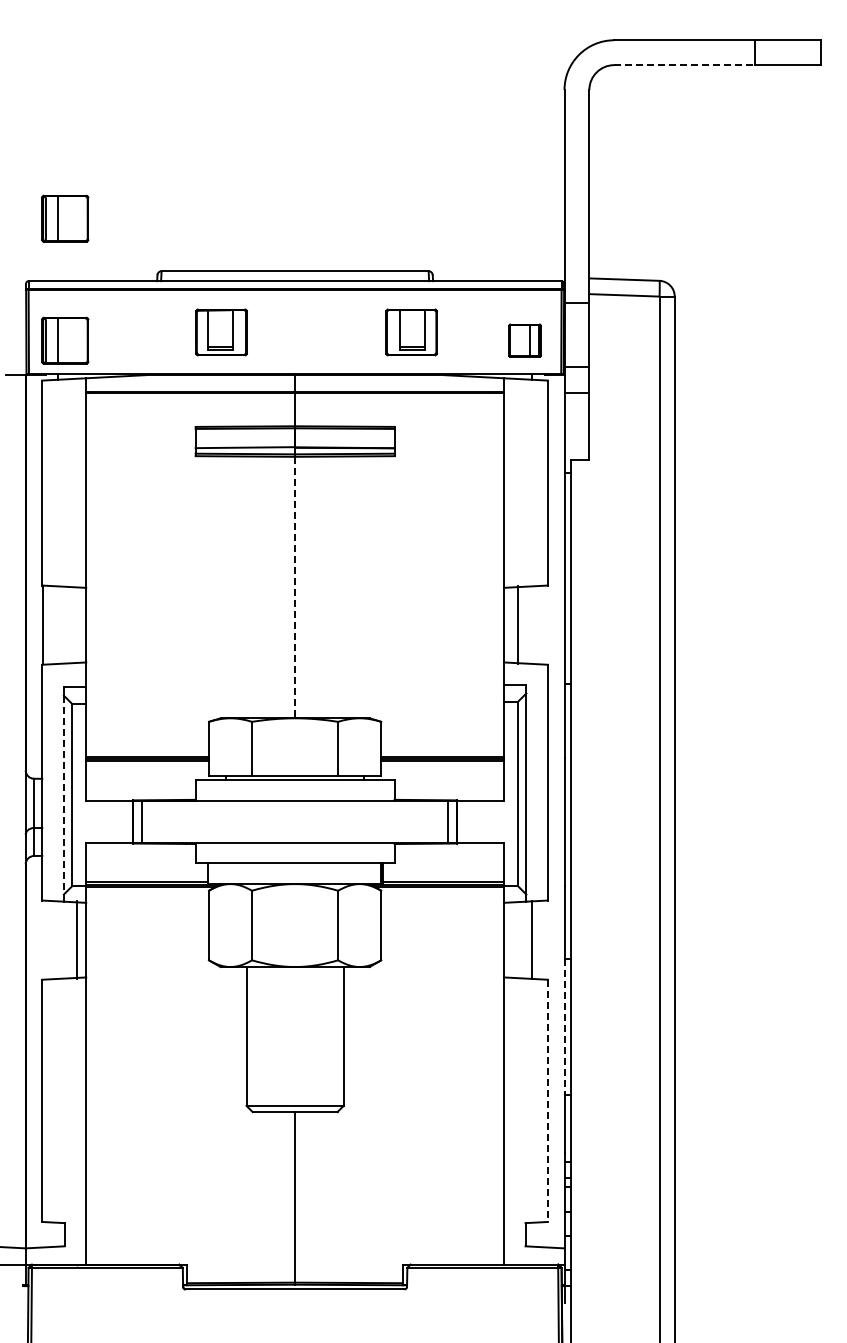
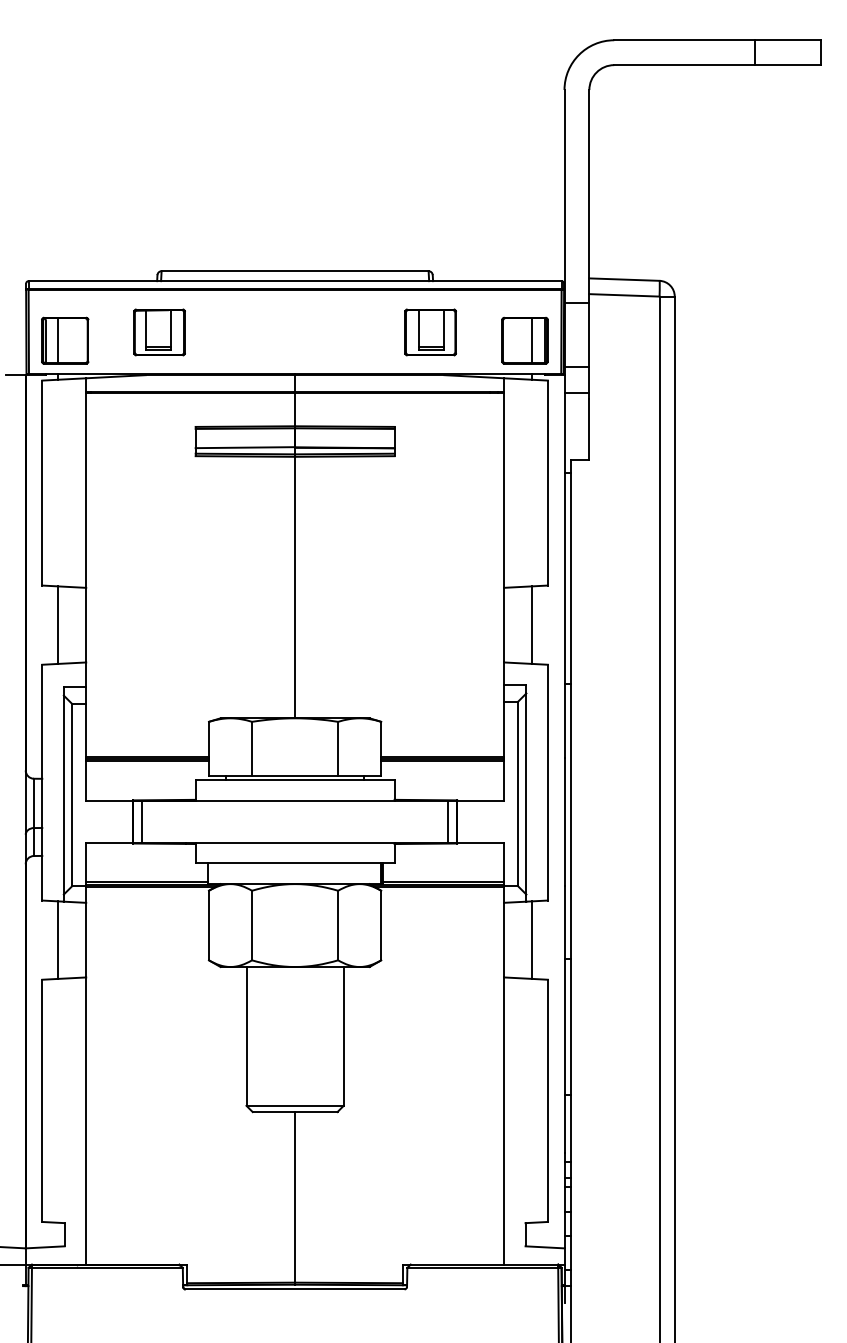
line: dashed -> solid (685, 65)
part: present -> none (65, 218)
part position: (221, 332) -> (159, 332) (159, 332)
part position: (411, 332) -> (430, 332) (430, 332)
part size: 34x35 px -> 48x49 px (524, 340)
line: dashed -> solid (295, 587)
line position: (43, 624) -> (58, 624) (58, 624)
line position: (518, 624) -> (532, 624) (532, 624)
line: dashed -> solid (63, 795)
line position: (77, 939) -> (58, 939) (58, 939)
line: dashed -> solid (564, 1027)
line: dashed -> solid (547, 1101)
